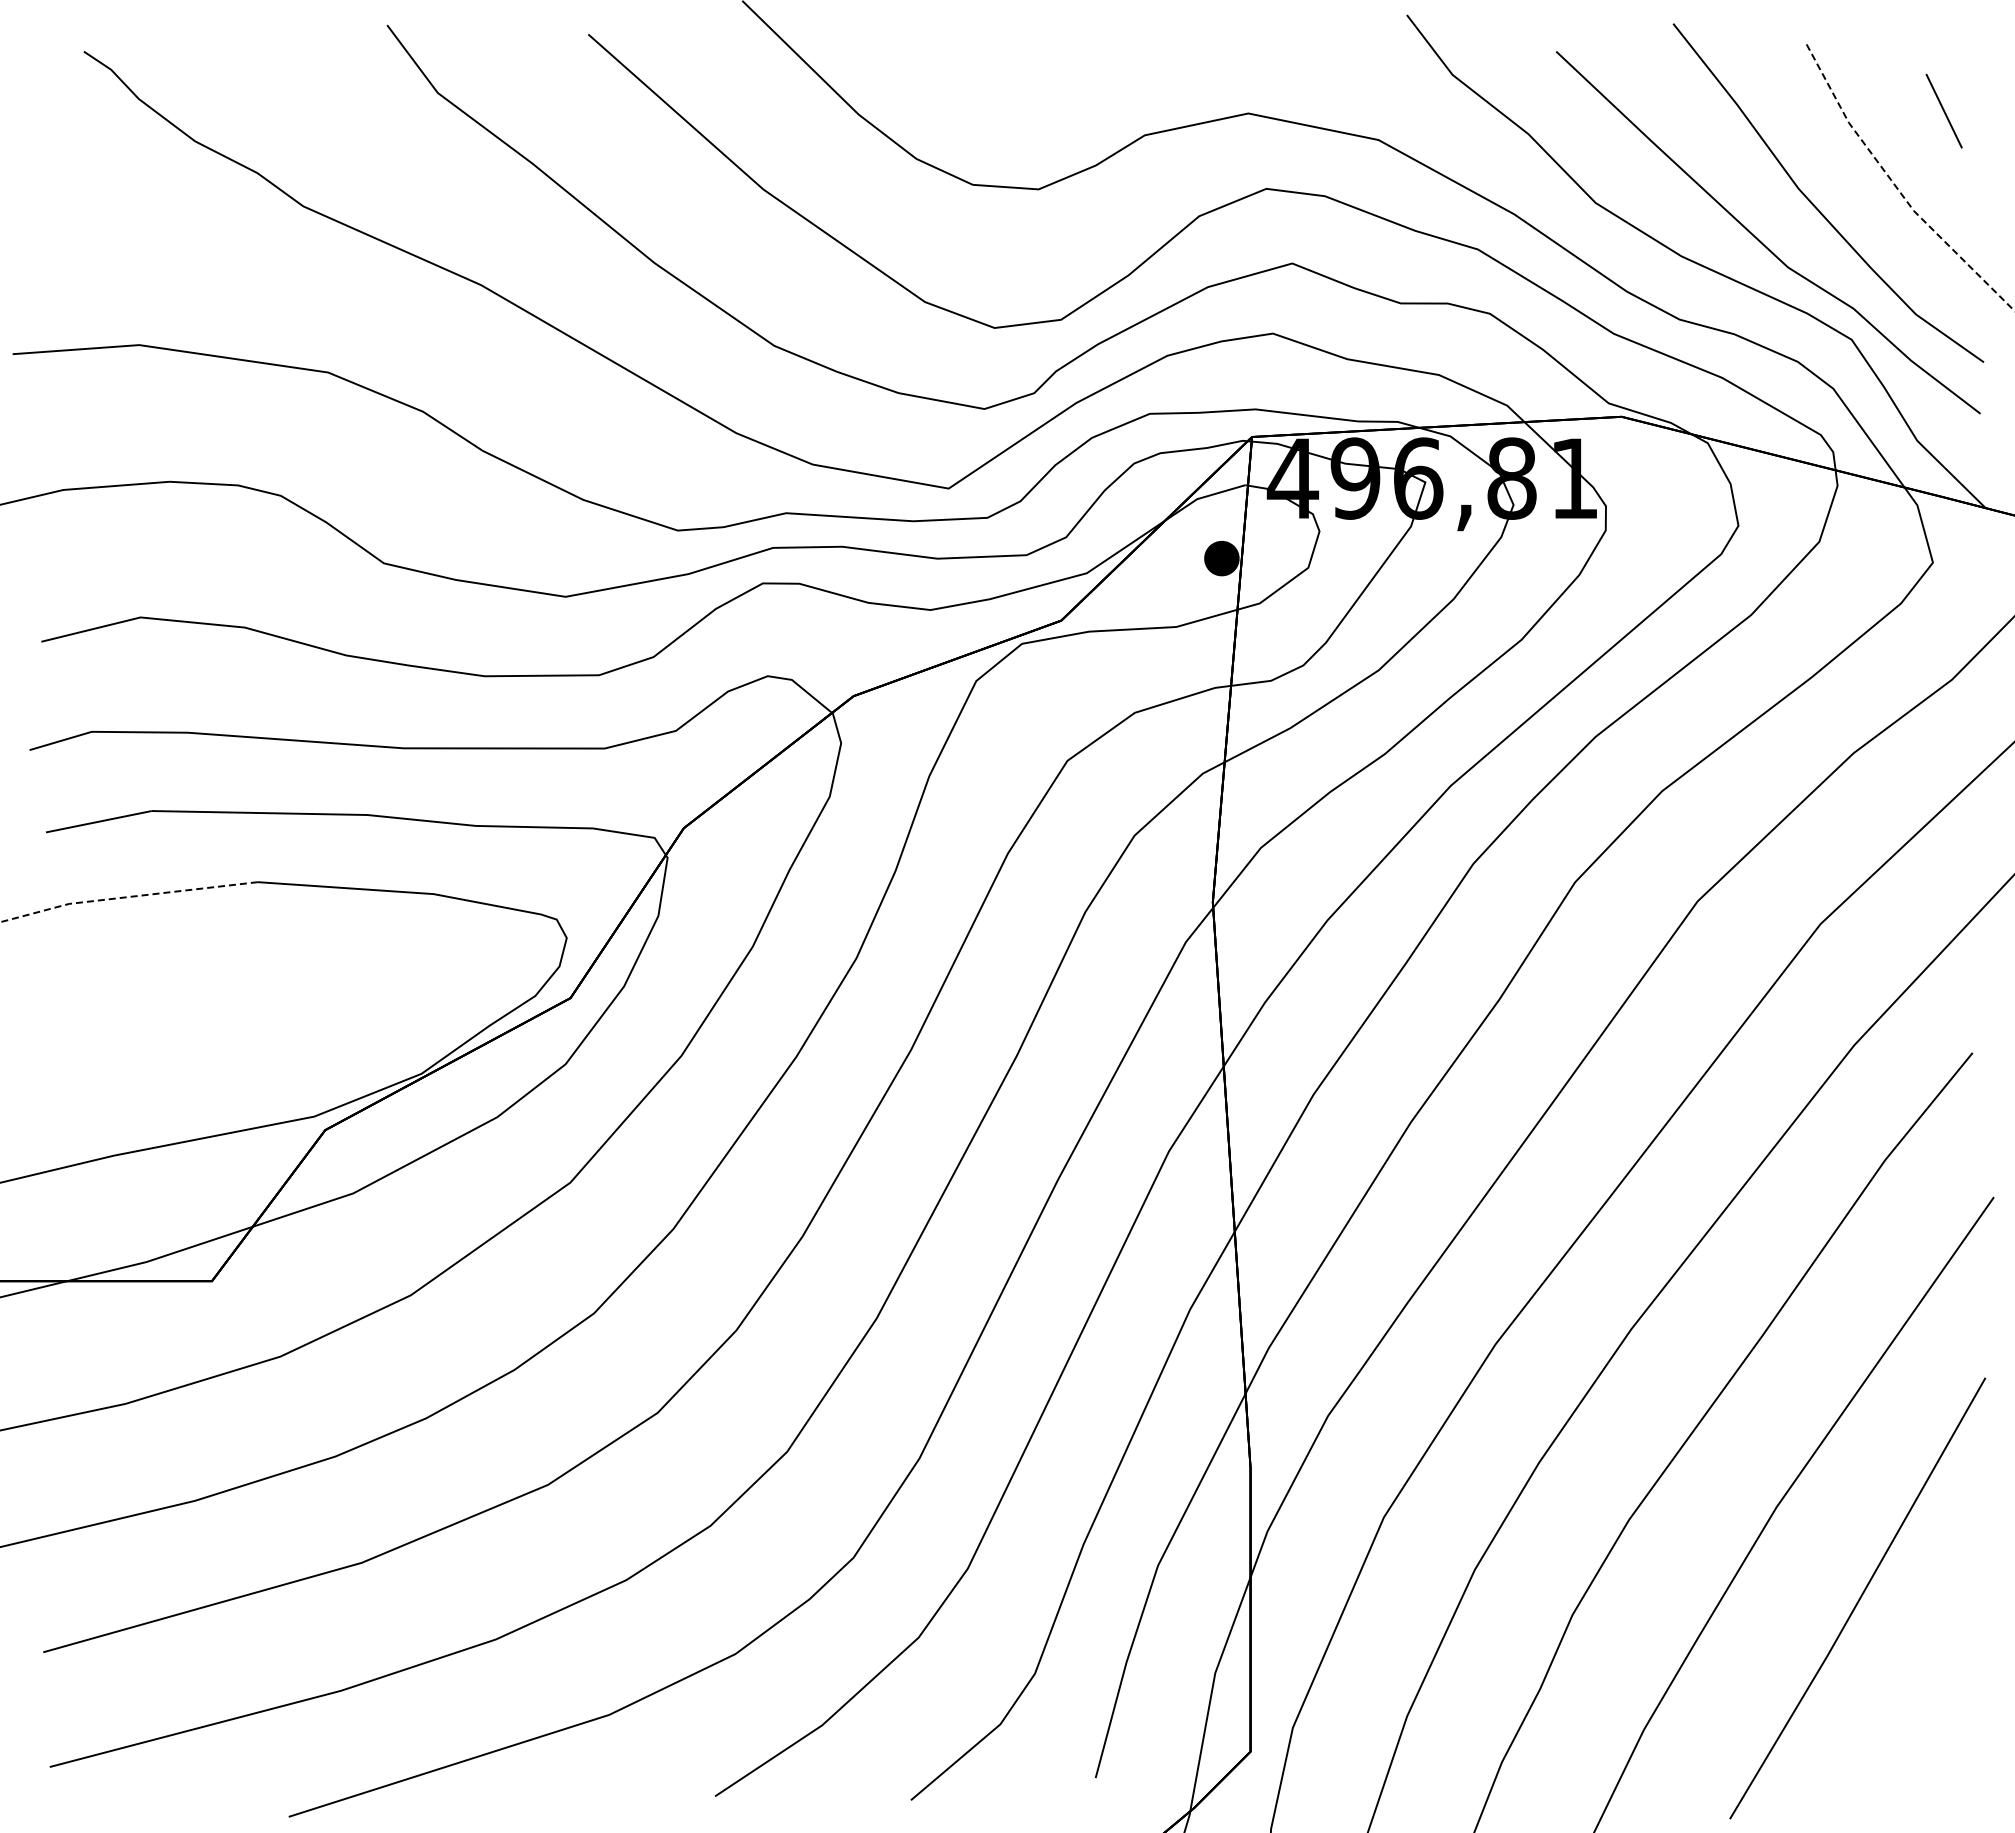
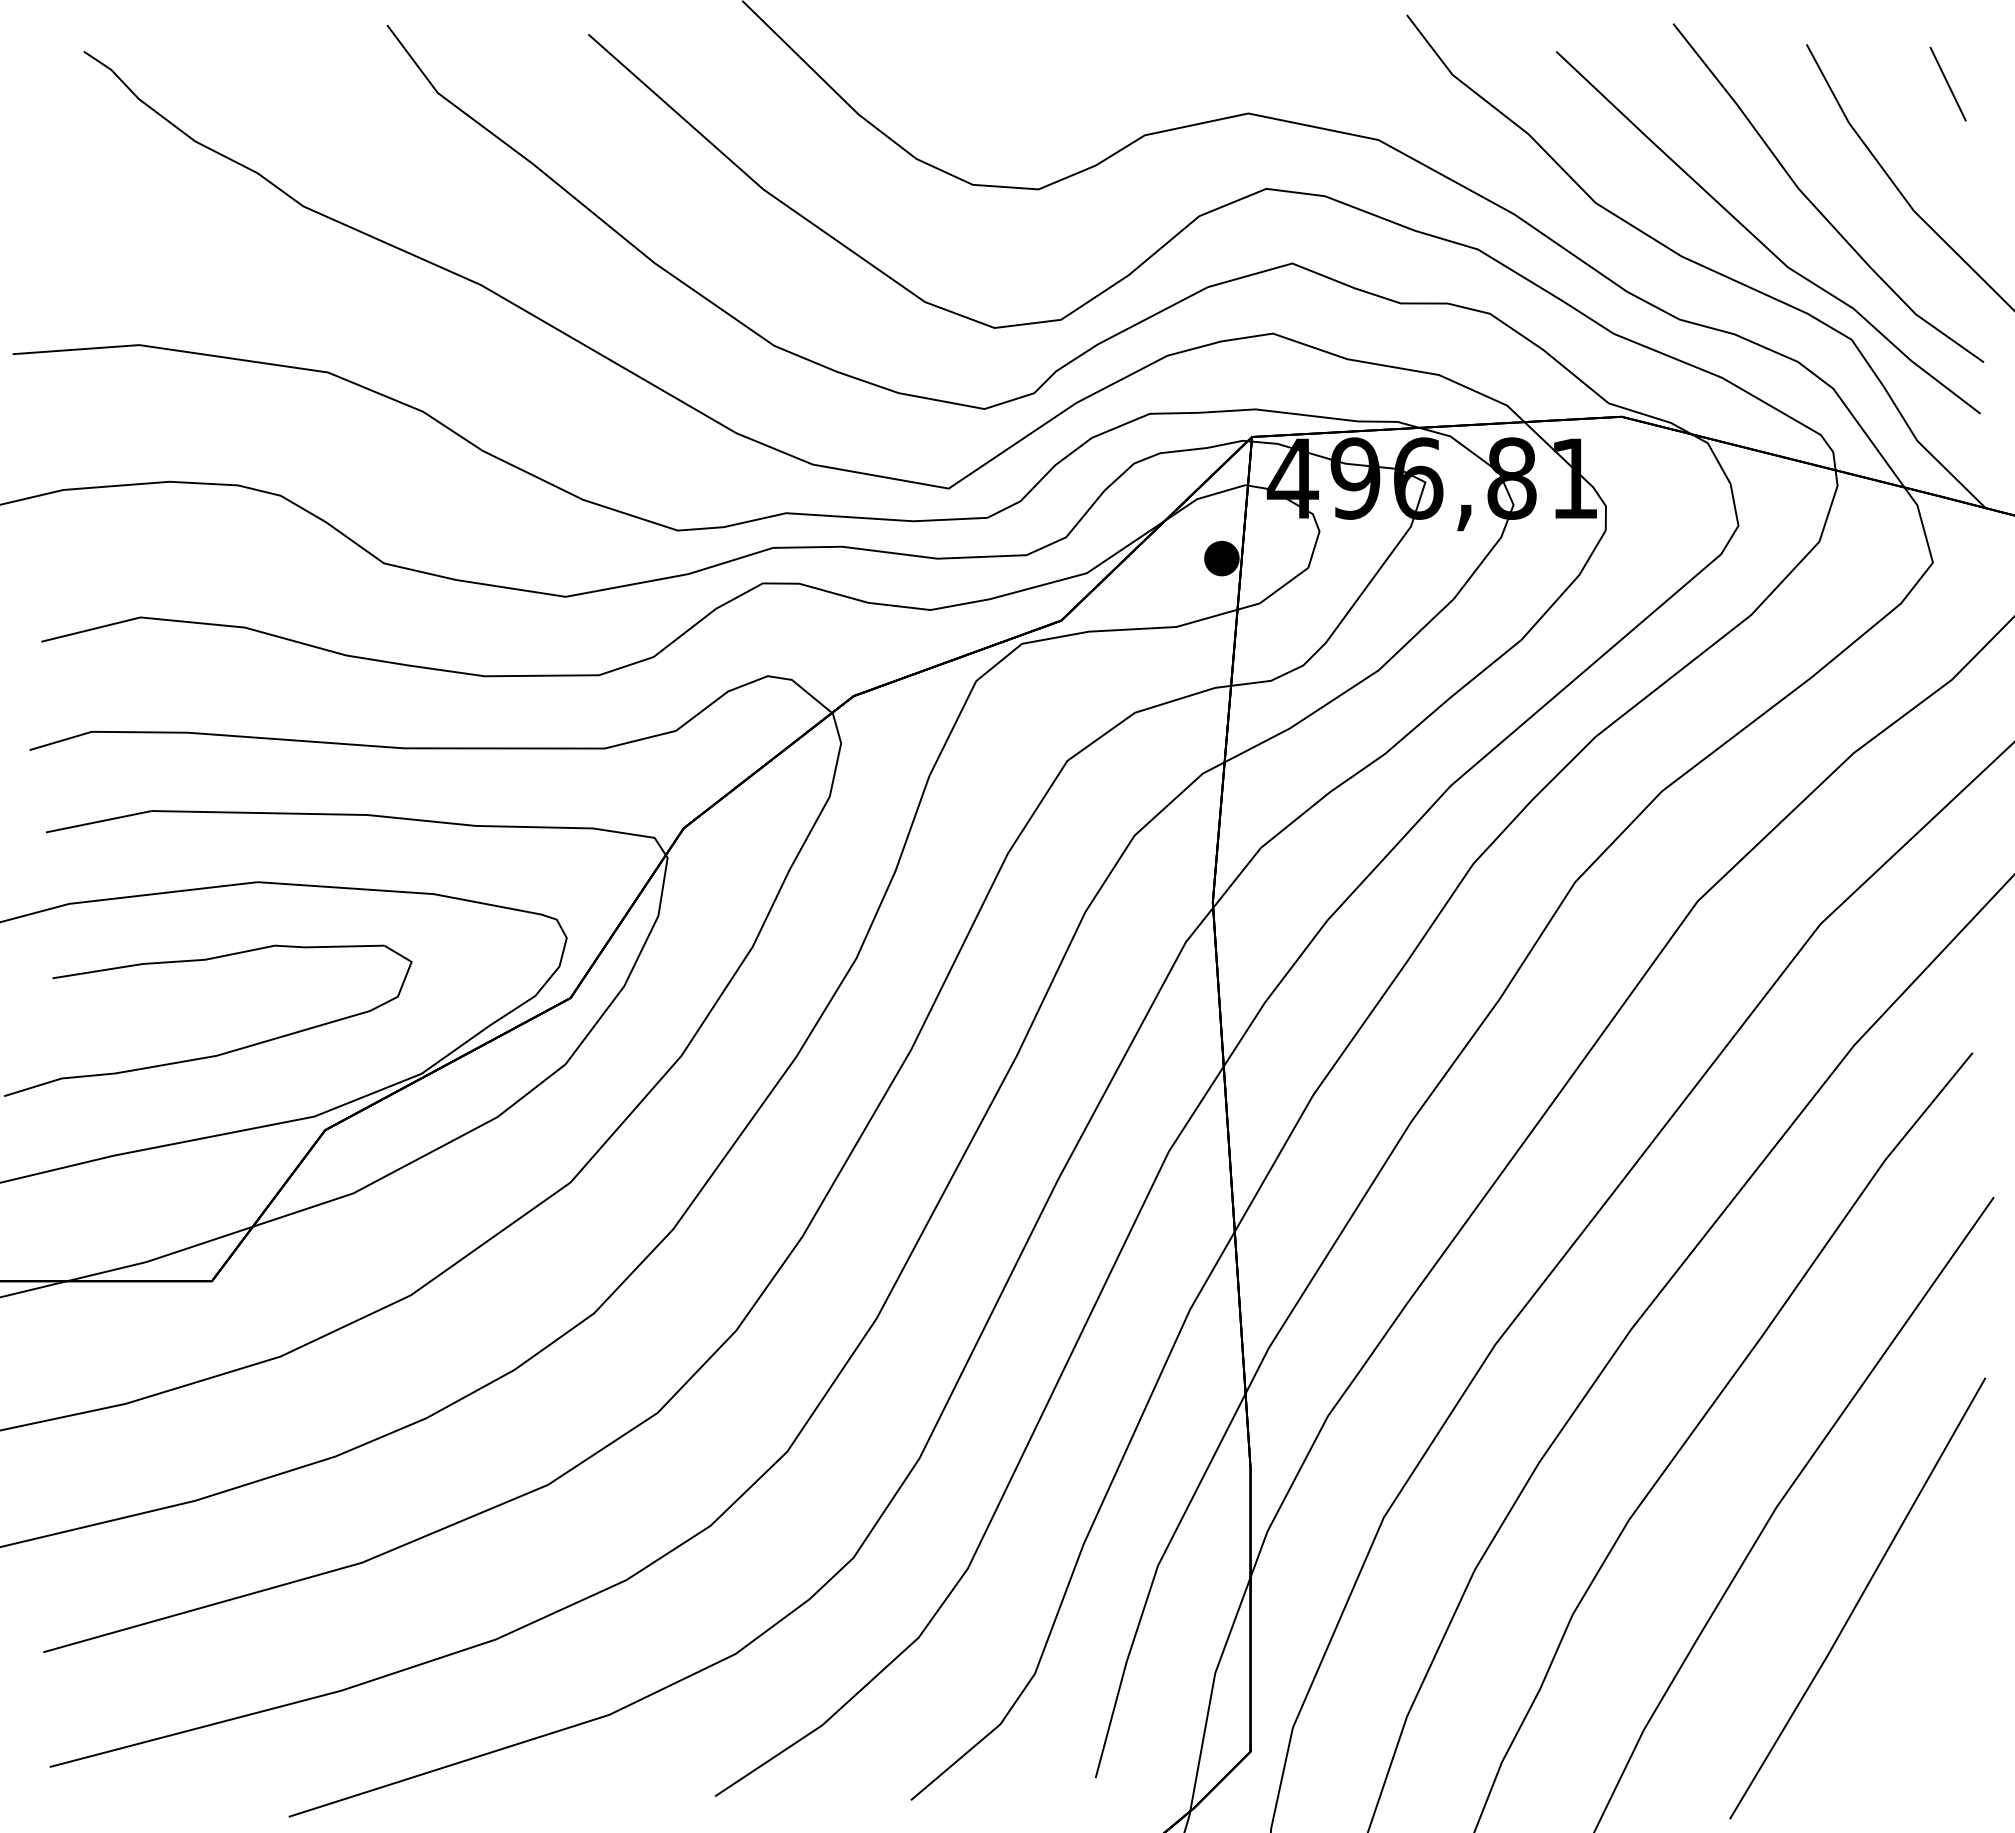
line position: (1943, 111) -> (1947, 84) (1947, 84)
line: dashed -> solid (1896, 187)
line: dashed -> solid (127, 897)
part: none -> present (216, 1054)
